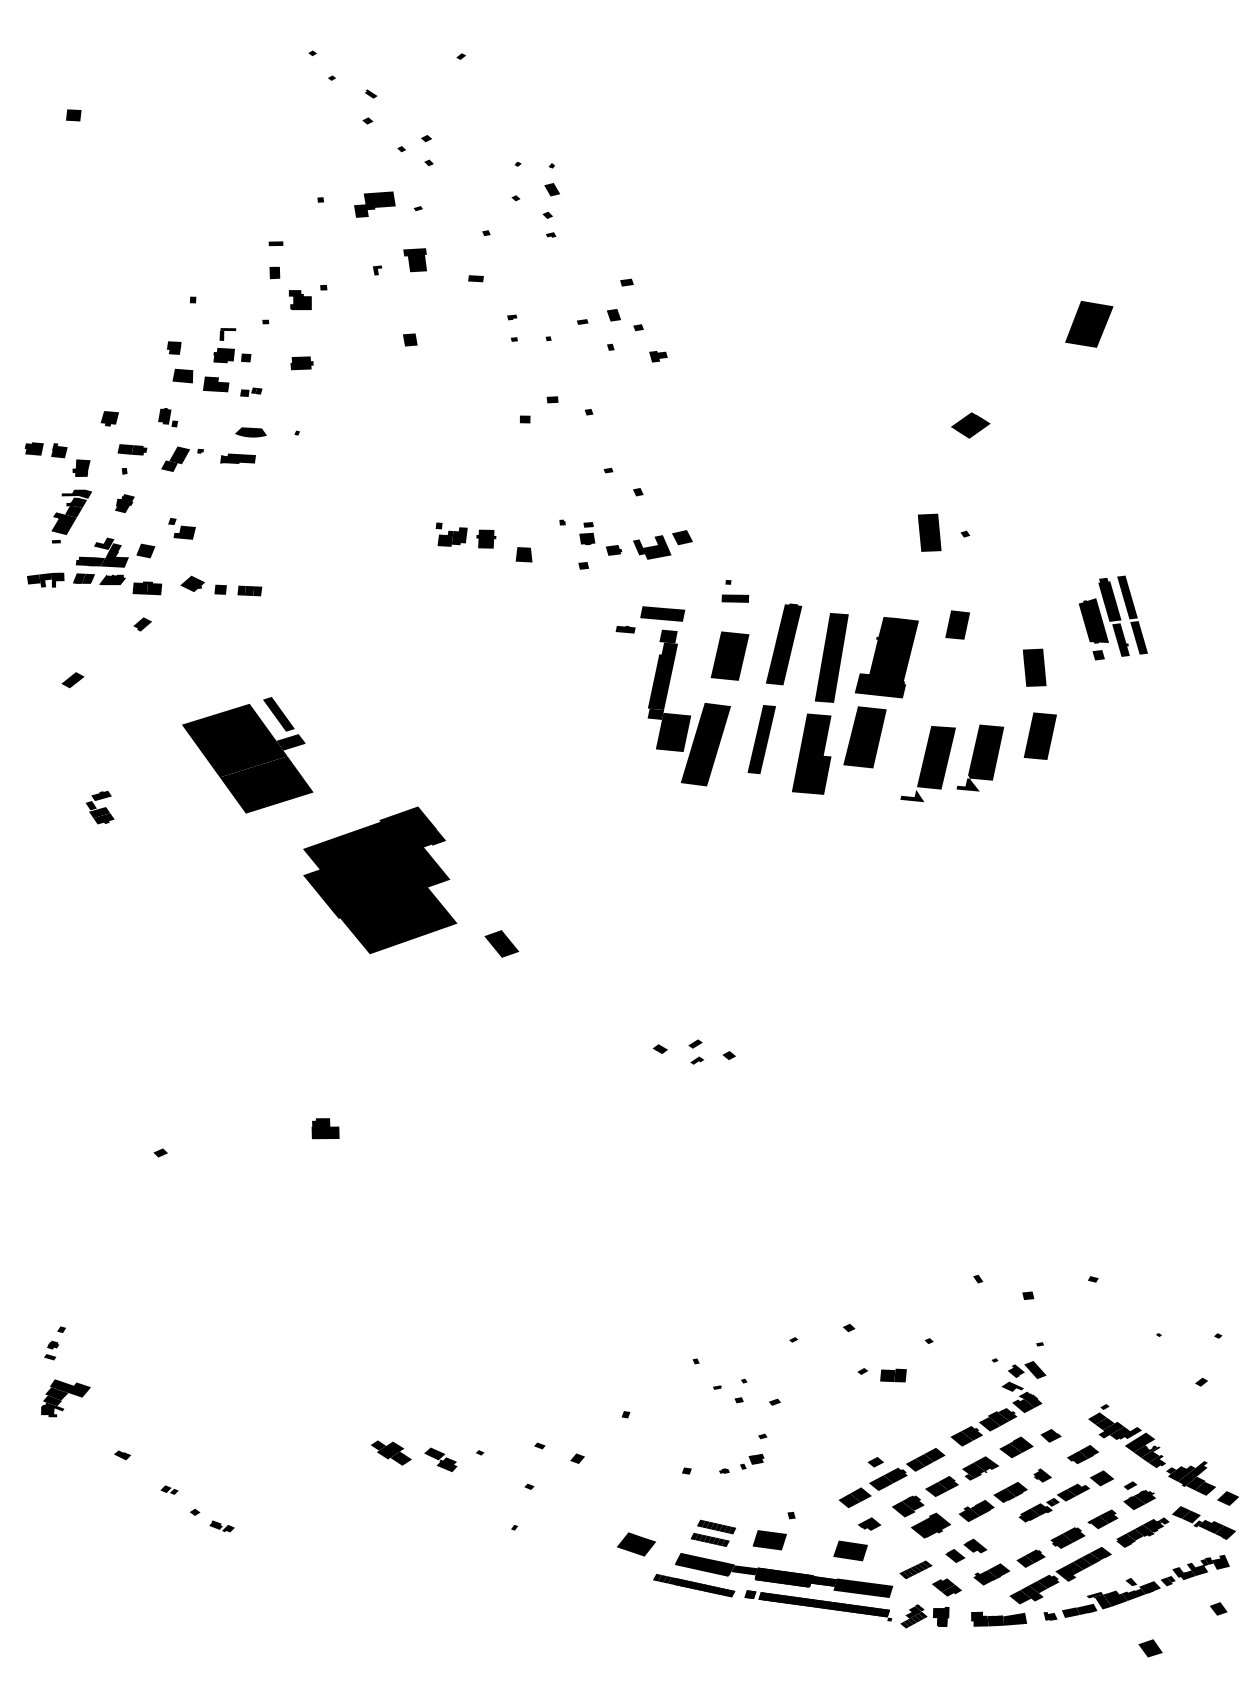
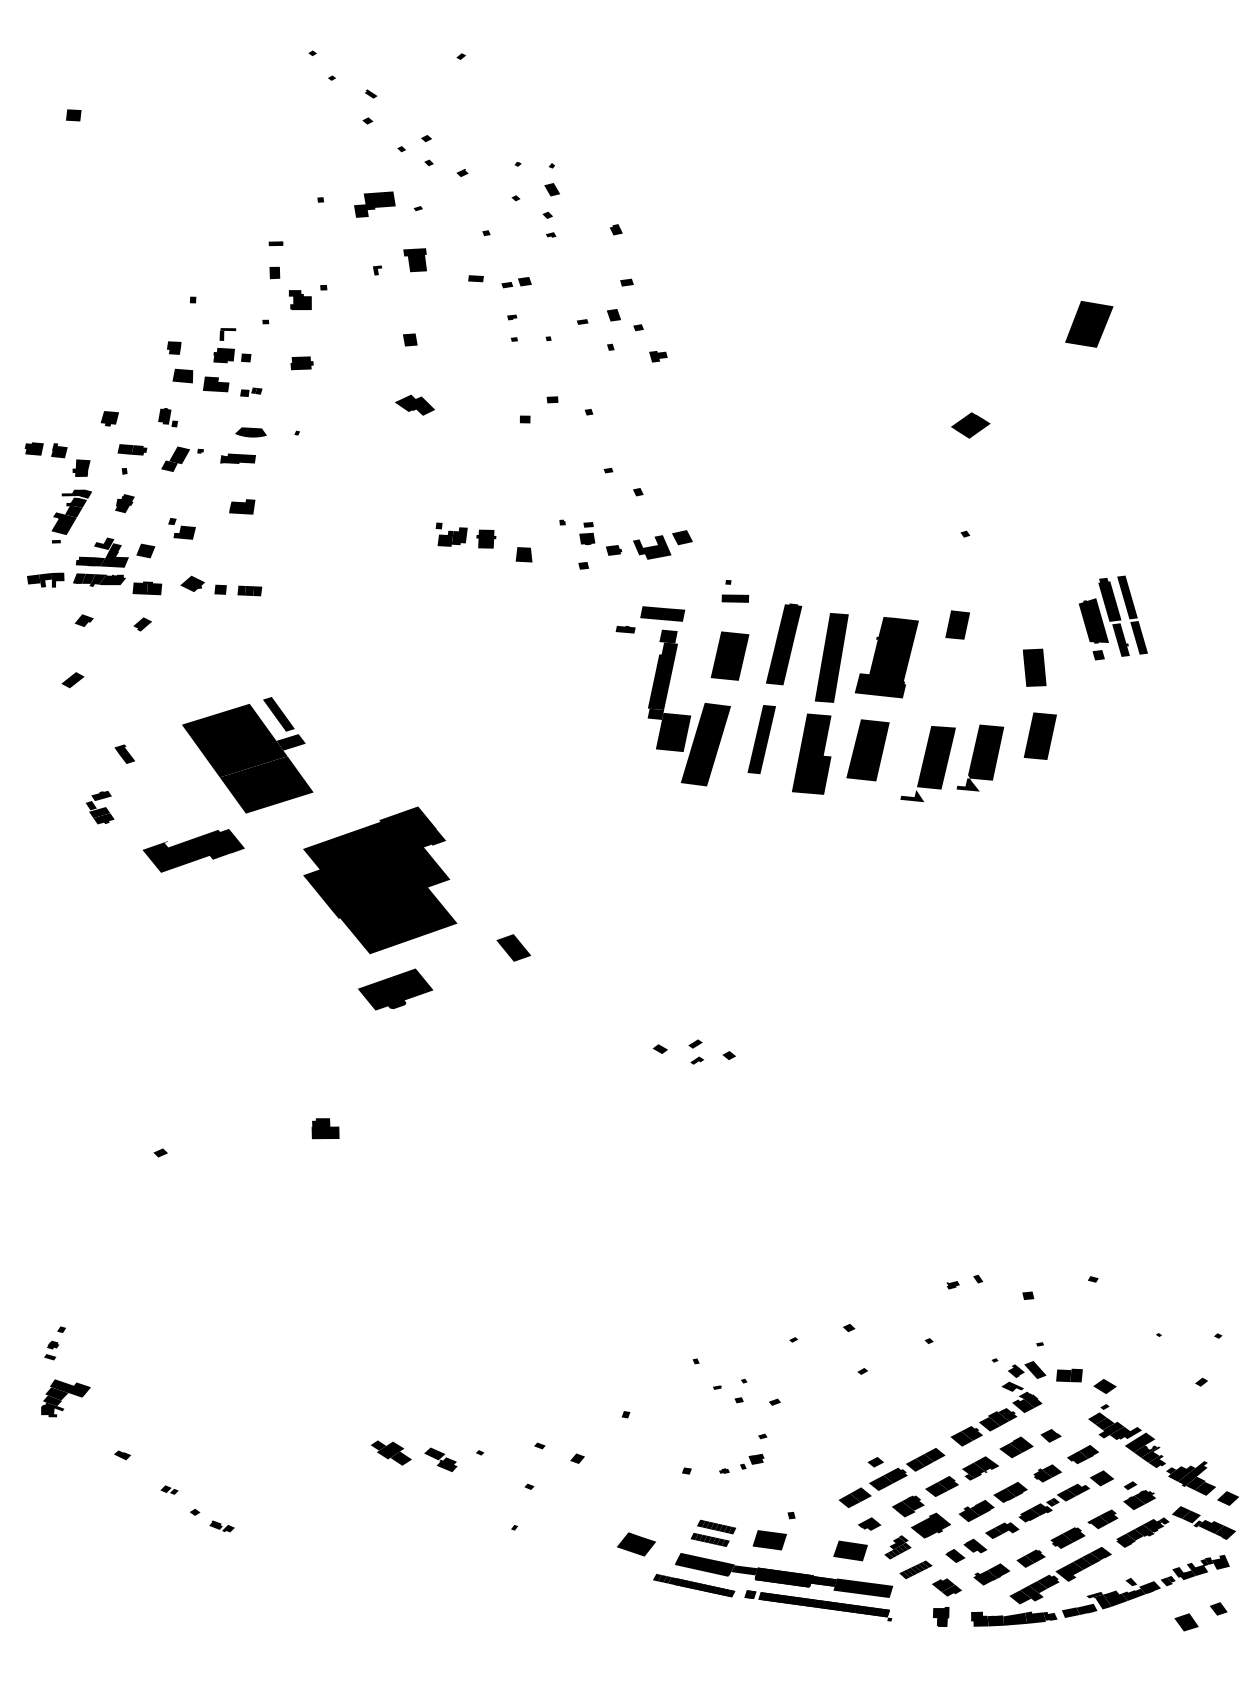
fill: none -> present (462, 172)
fill: none -> present (615, 229)
part: none -> present (516, 282)
part: none -> present (414, 404)
fill: none -> present (242, 506)
part: present -> none (929, 532)
fill: none -> present (97, 580)
part: none -> present (83, 620)
part position: (864, 737) -> (867, 750) (867, 750)
part: none -> present (124, 753)
part: none -> present (193, 850)
part position: (501, 943) -> (513, 947) (513, 947)
part: none -> present (395, 989)
fill: none -> present (953, 1284)
part position: (893, 1375) -> (1069, 1375) (1069, 1375)
part: none -> present (1104, 1386)
fill: none -> present (1052, 1470)
part: none -> present (1002, 1530)
part position: (913, 1616) -> (897, 1547) (897, 1547)
fill: none -> present (1035, 1617)
part position: (1150, 1648) -> (1186, 1622) (1186, 1622)
